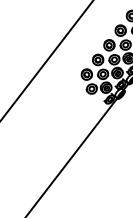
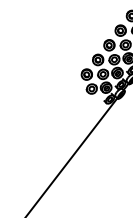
line: present -> none (46, 60)
